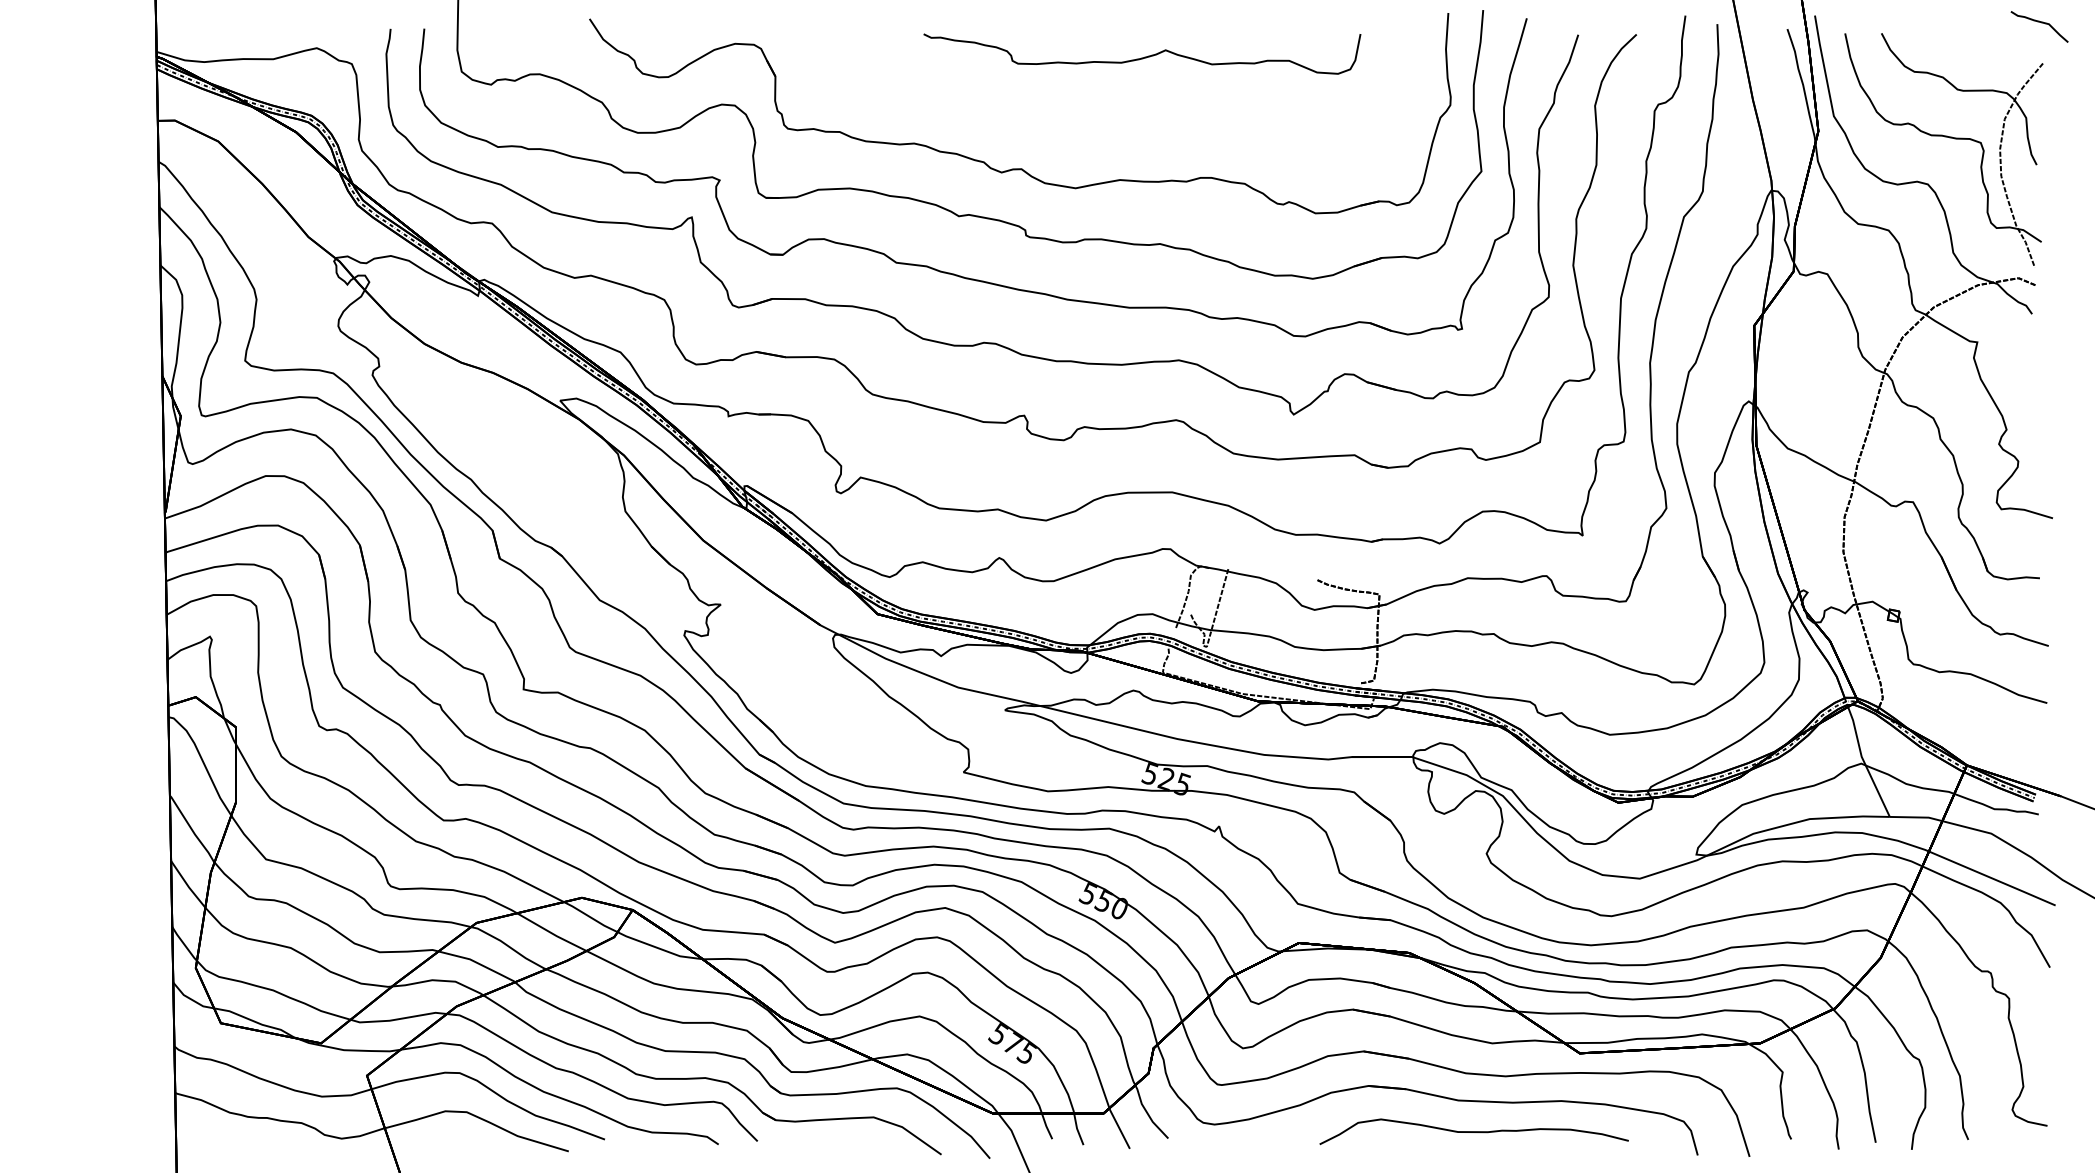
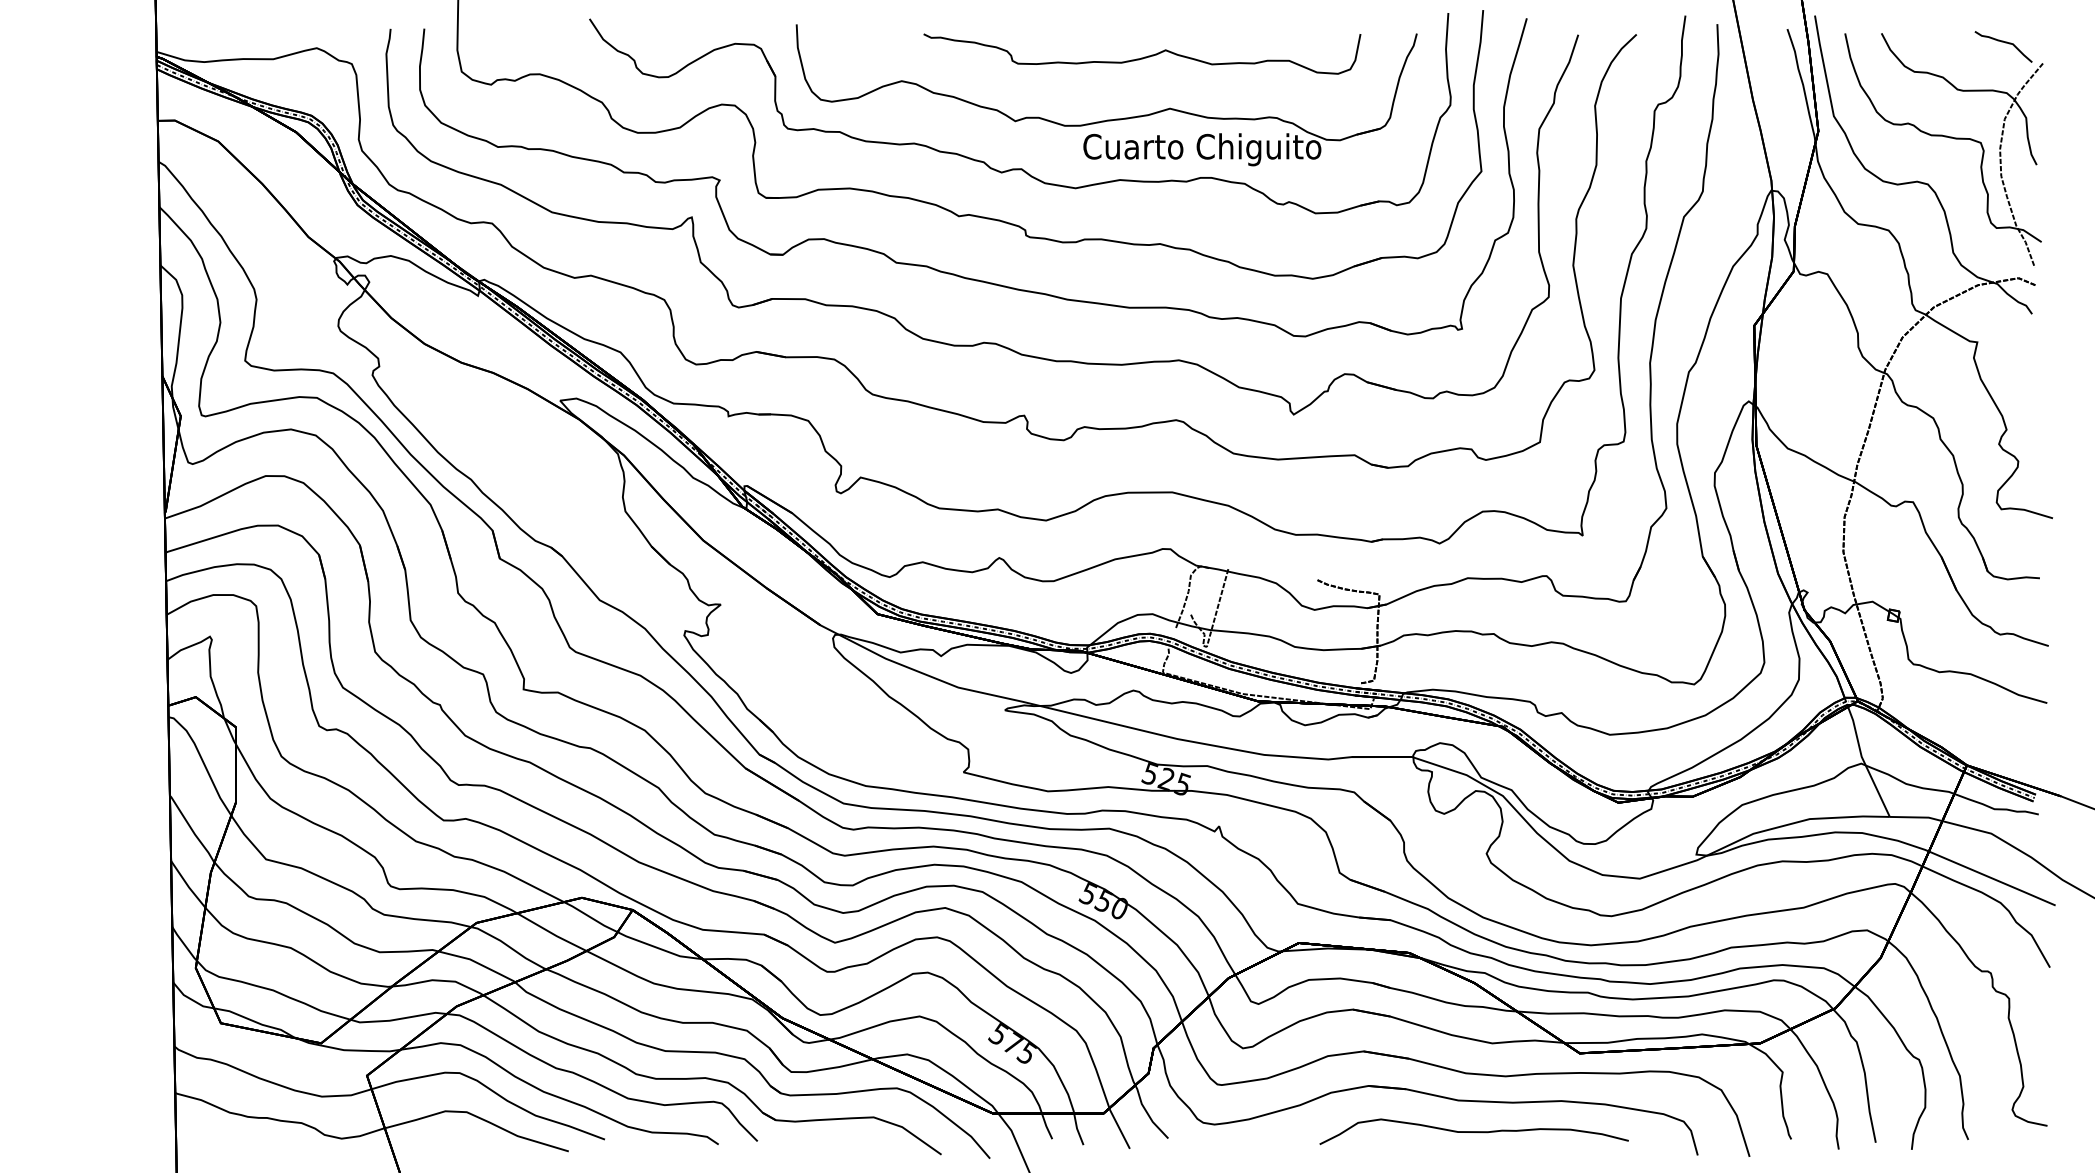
curve position: (2041, 23) -> (2005, 43) (2005, 43)
part: none -> present (1107, 119)
